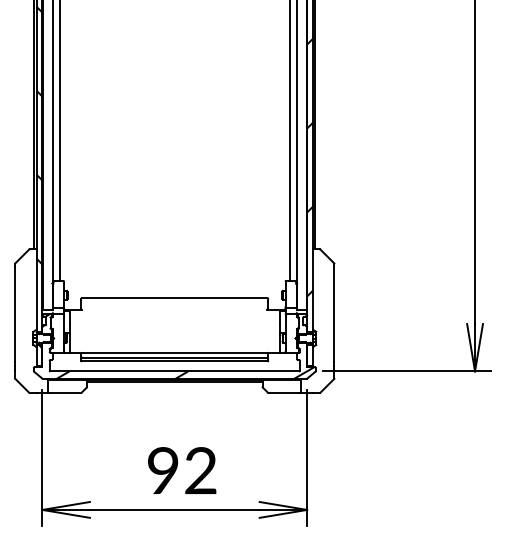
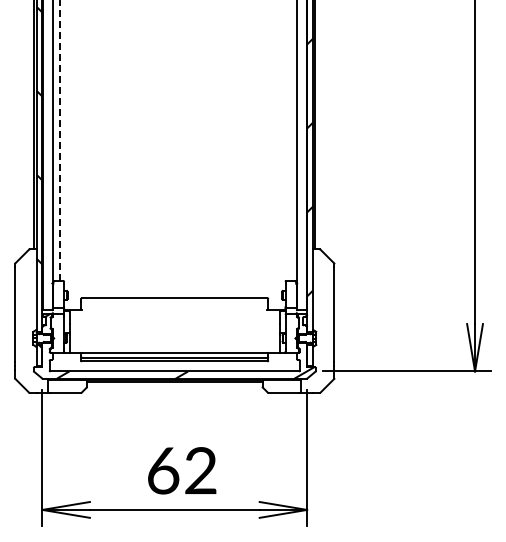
line: solid -> dashed (59, 139)
line: present -> none (289, 141)
text: 92 -> 62 (163, 470)
